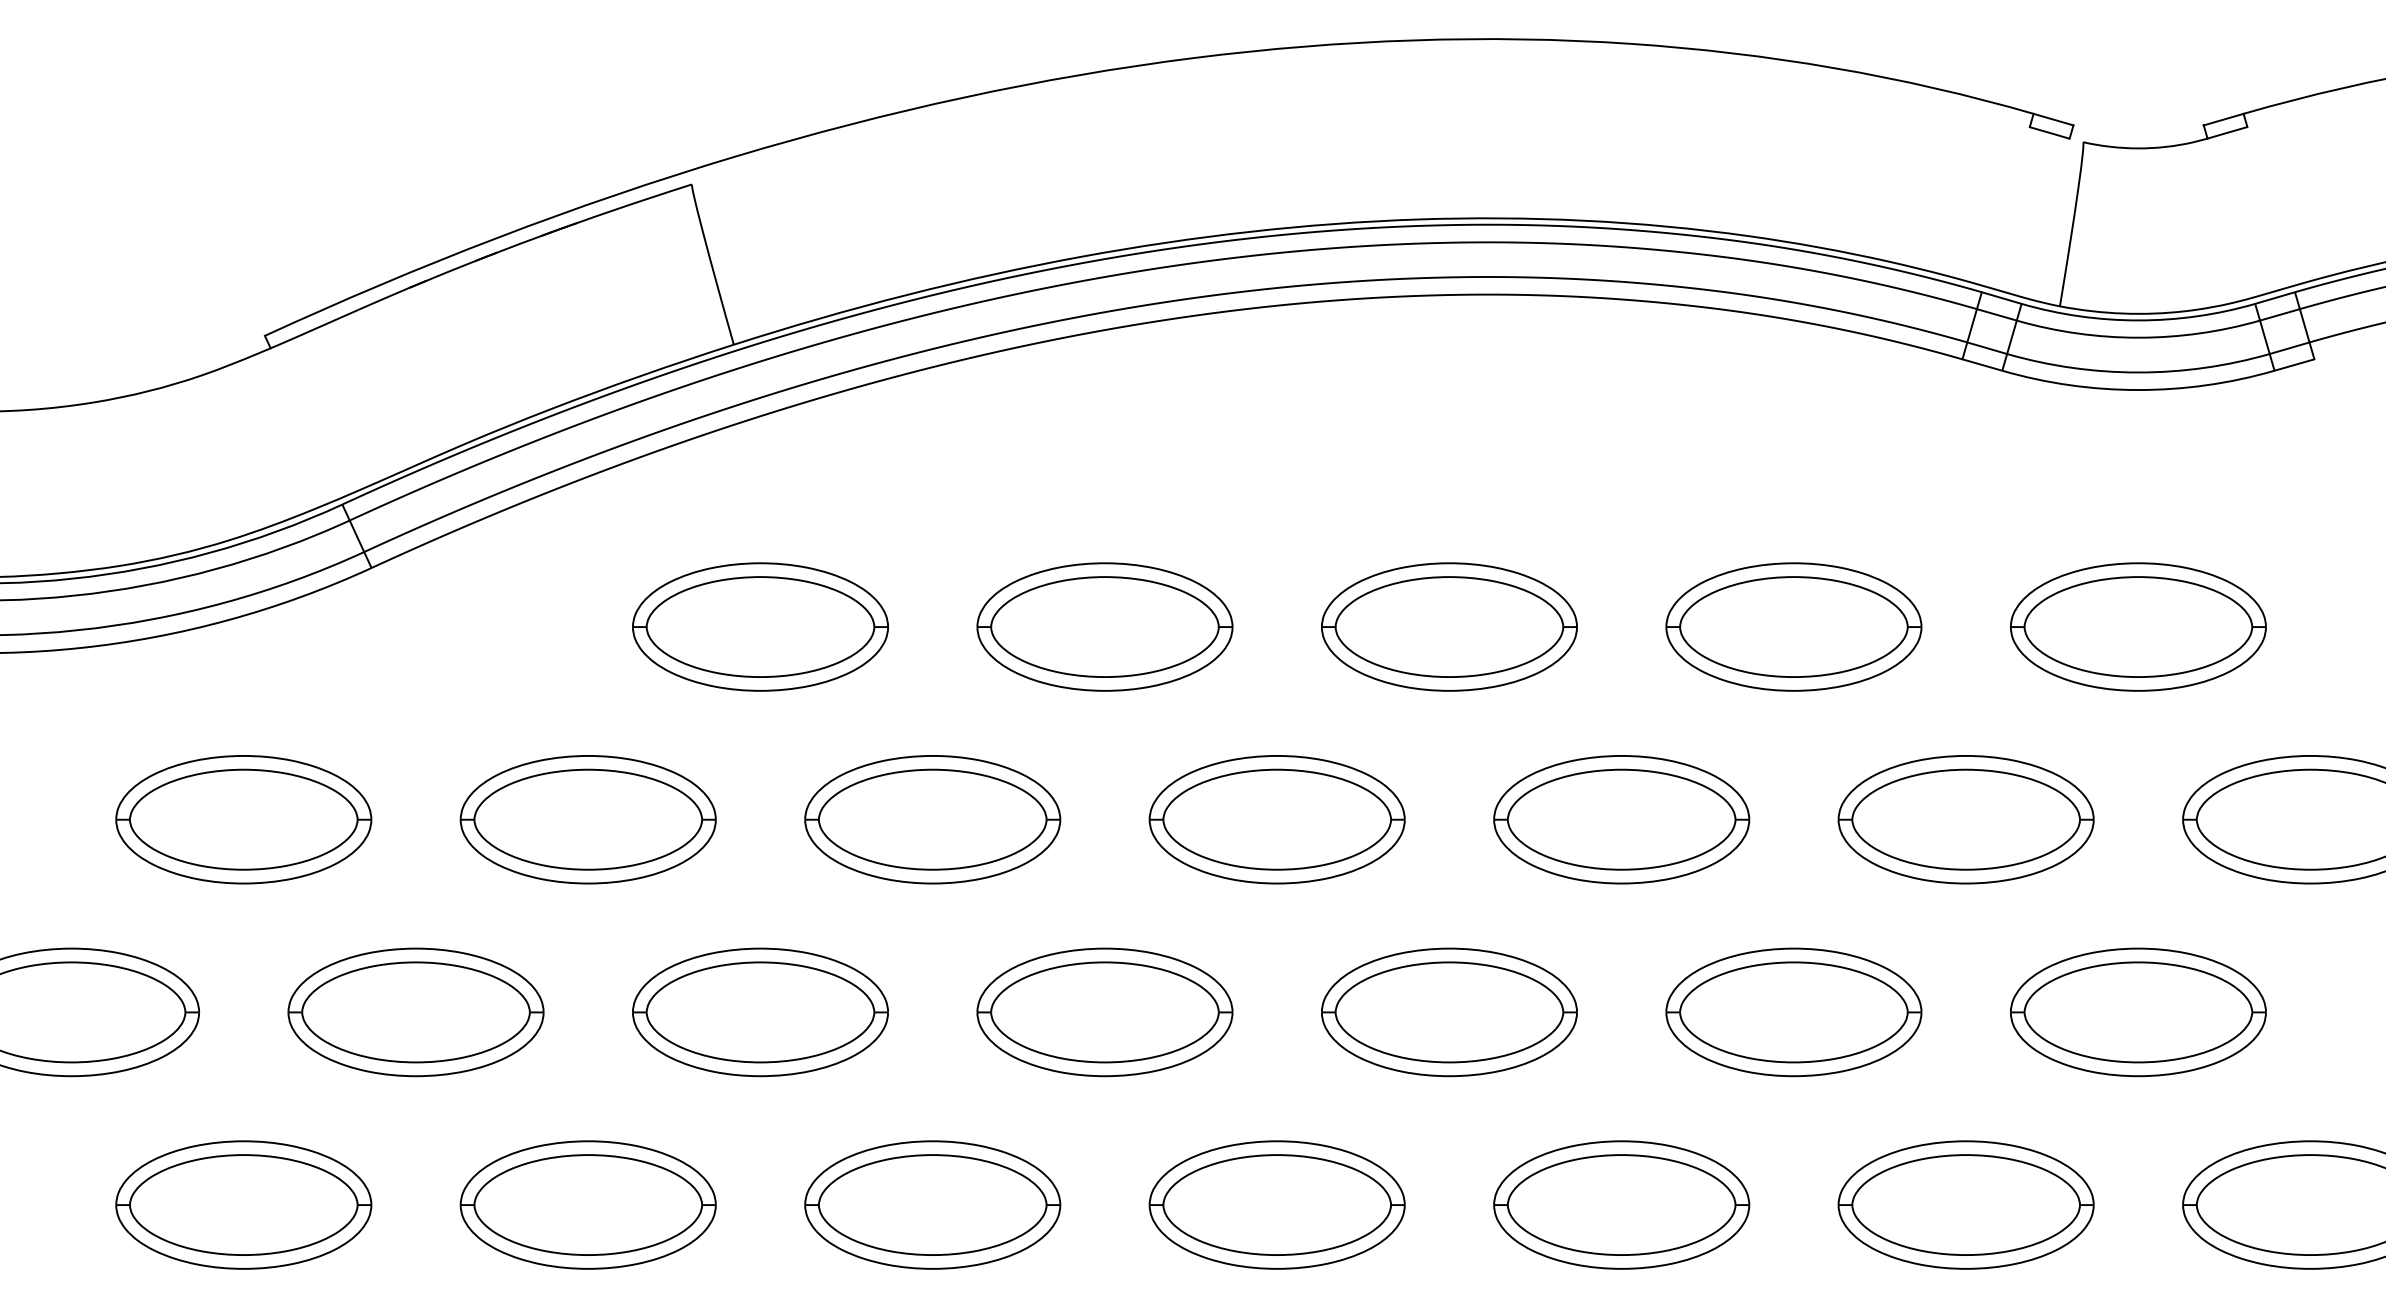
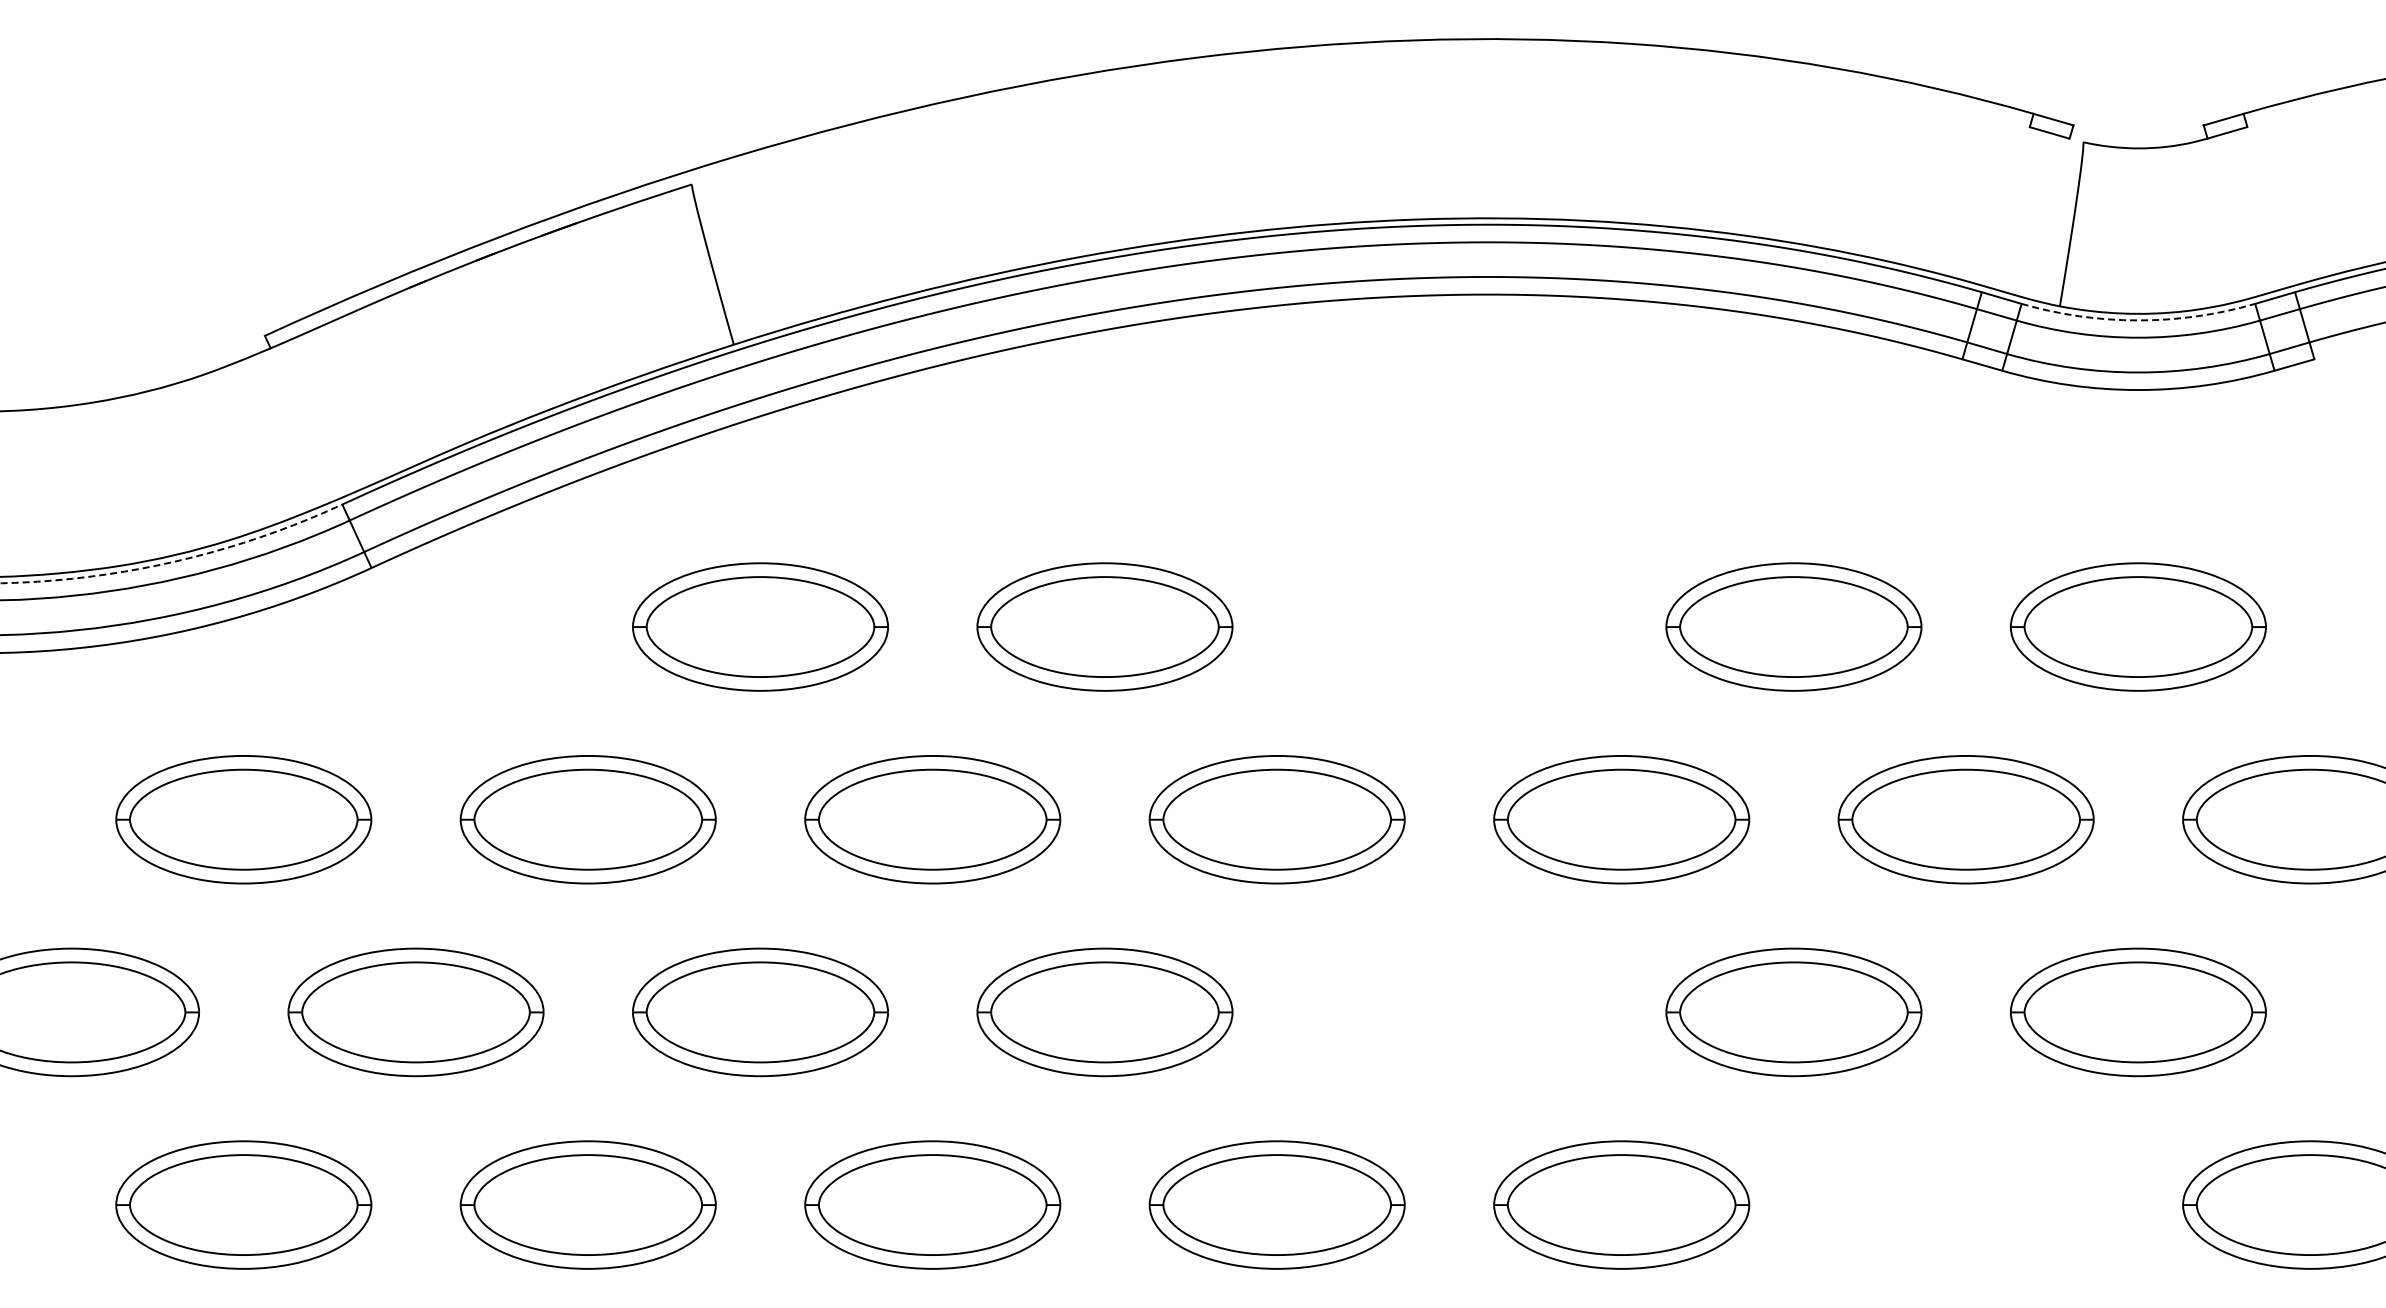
arc: solid -> dashed (2138, 320)
arc: solid -> dashed (175, 561)
part: present -> none (1449, 626)
part: present -> none (1449, 1012)
part: present -> none (1965, 1204)
